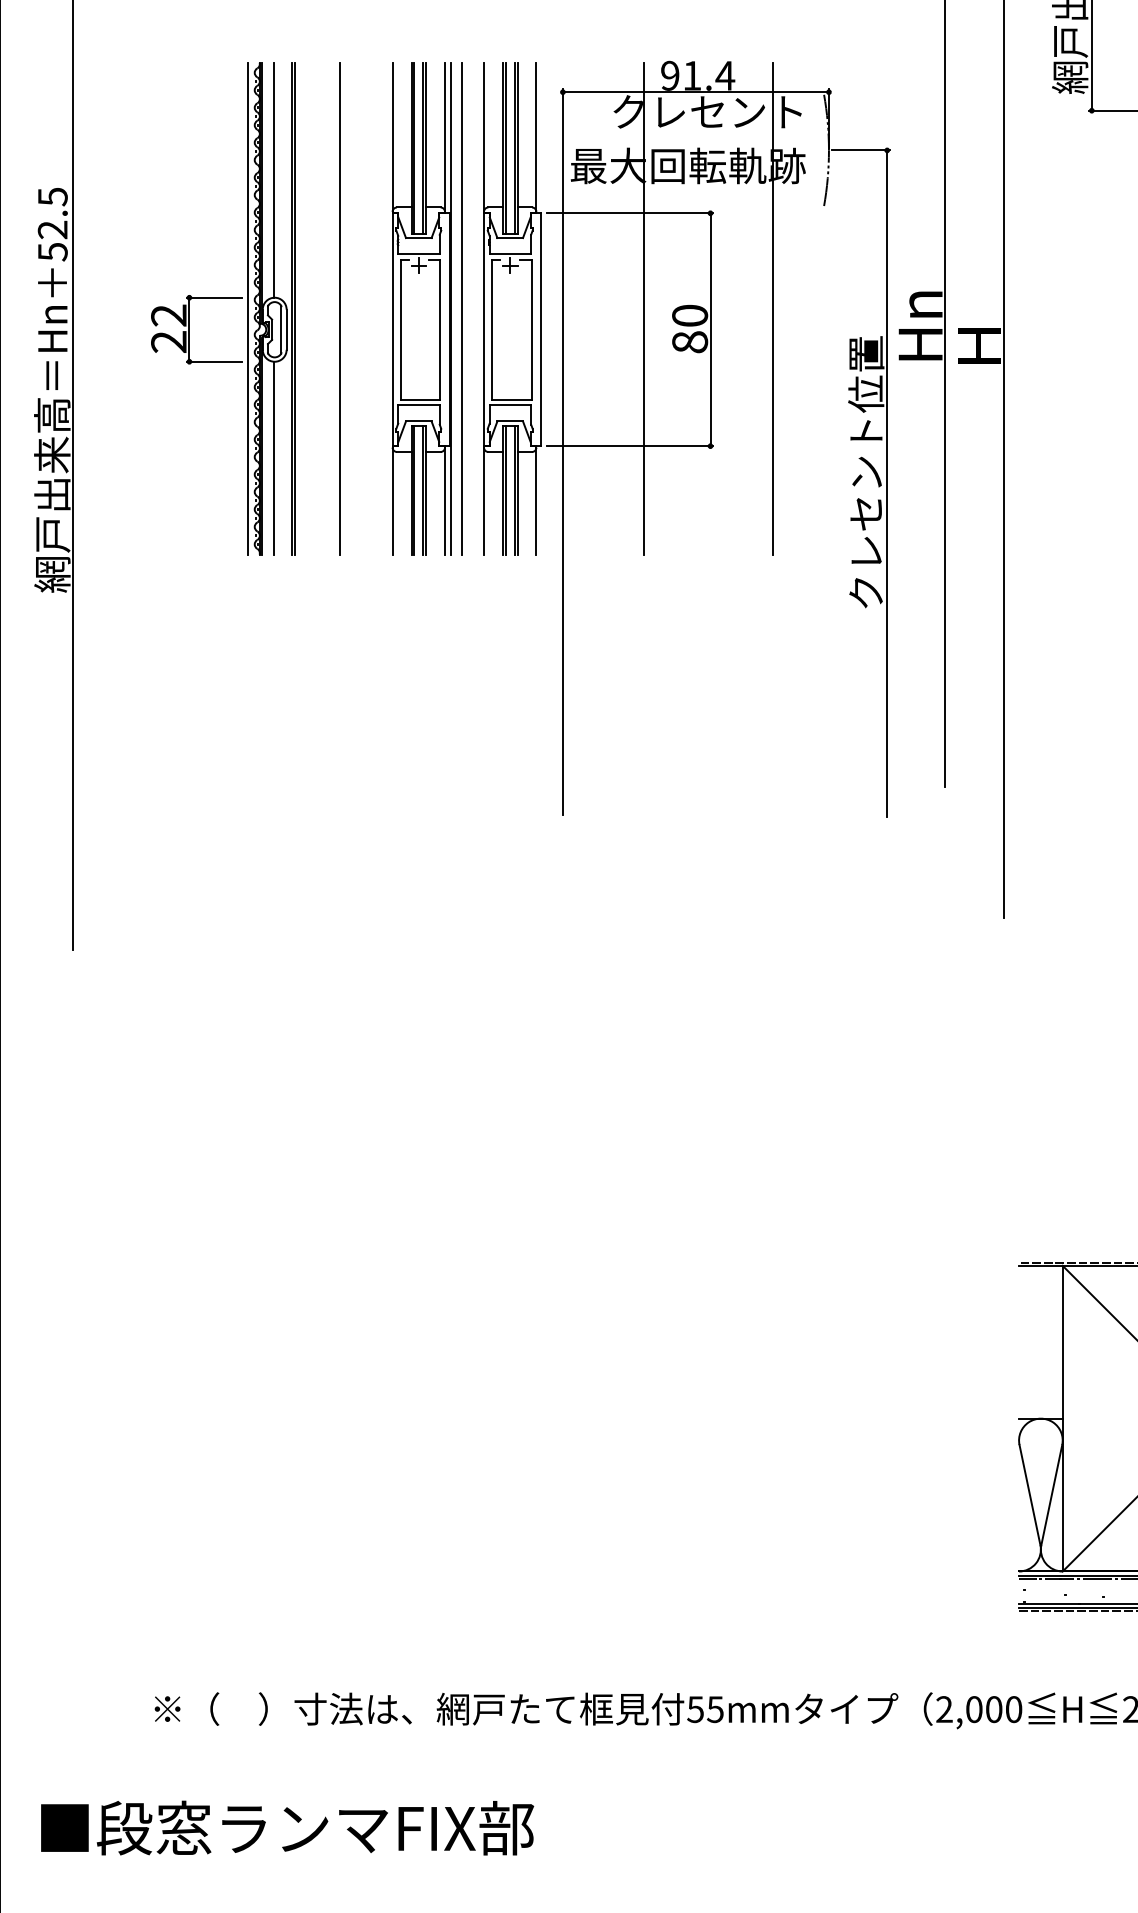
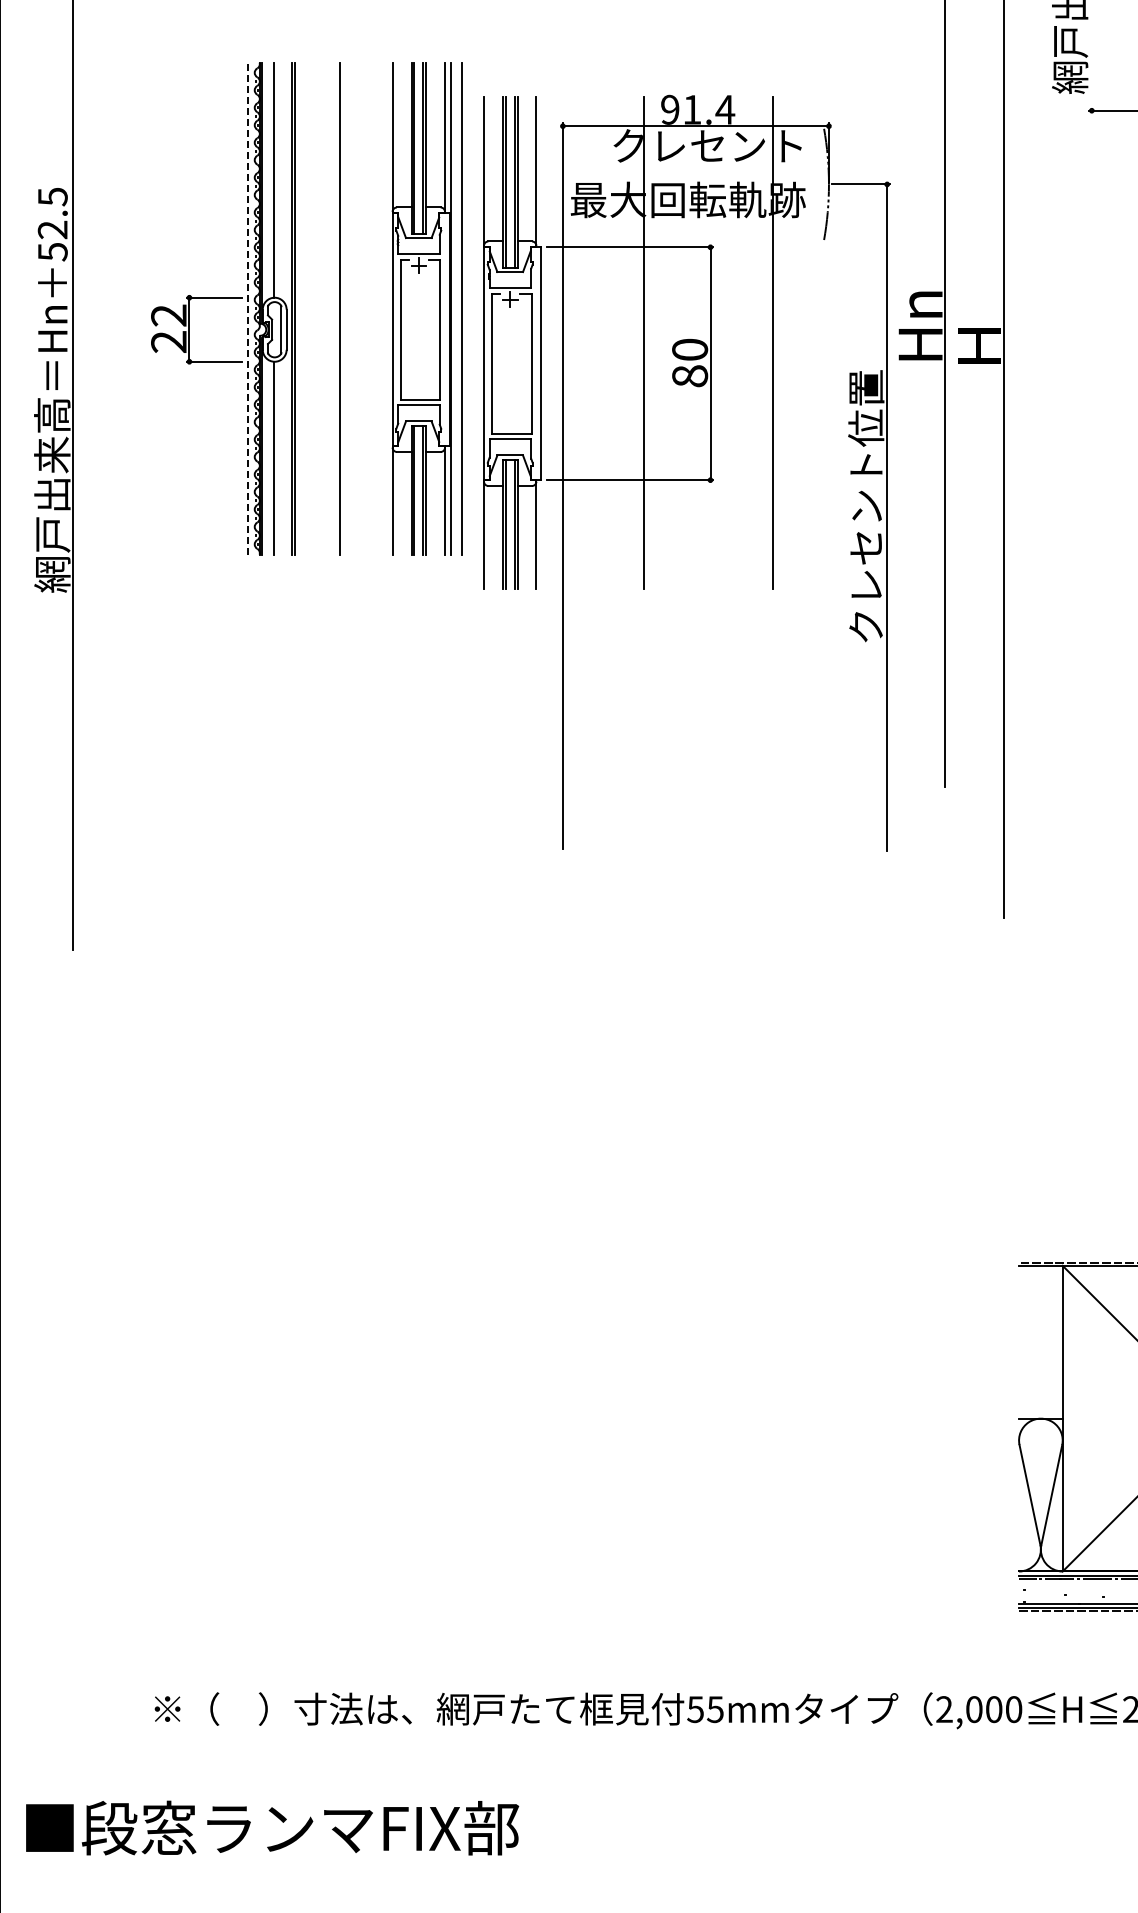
line: present -> none (1091, 56)
line: solid -> dashed (247, 308)
part position: (686, 438) -> (686, 472) (686, 472)
text position: (287, 1827) -> (272, 1827) (272, 1827)
